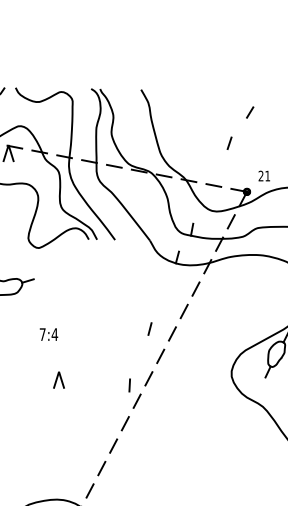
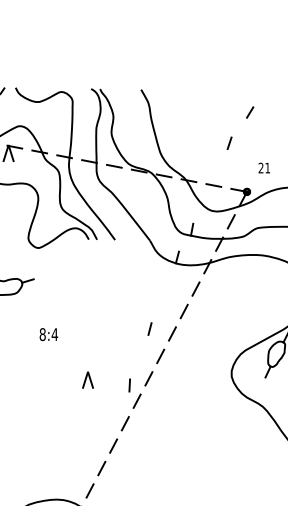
text position: (263, 175) -> (263, 167) (263, 167)
text: 7:4 -> 8:4 (42, 334)
part position: (58, 379) -> (87, 379) (87, 379)
